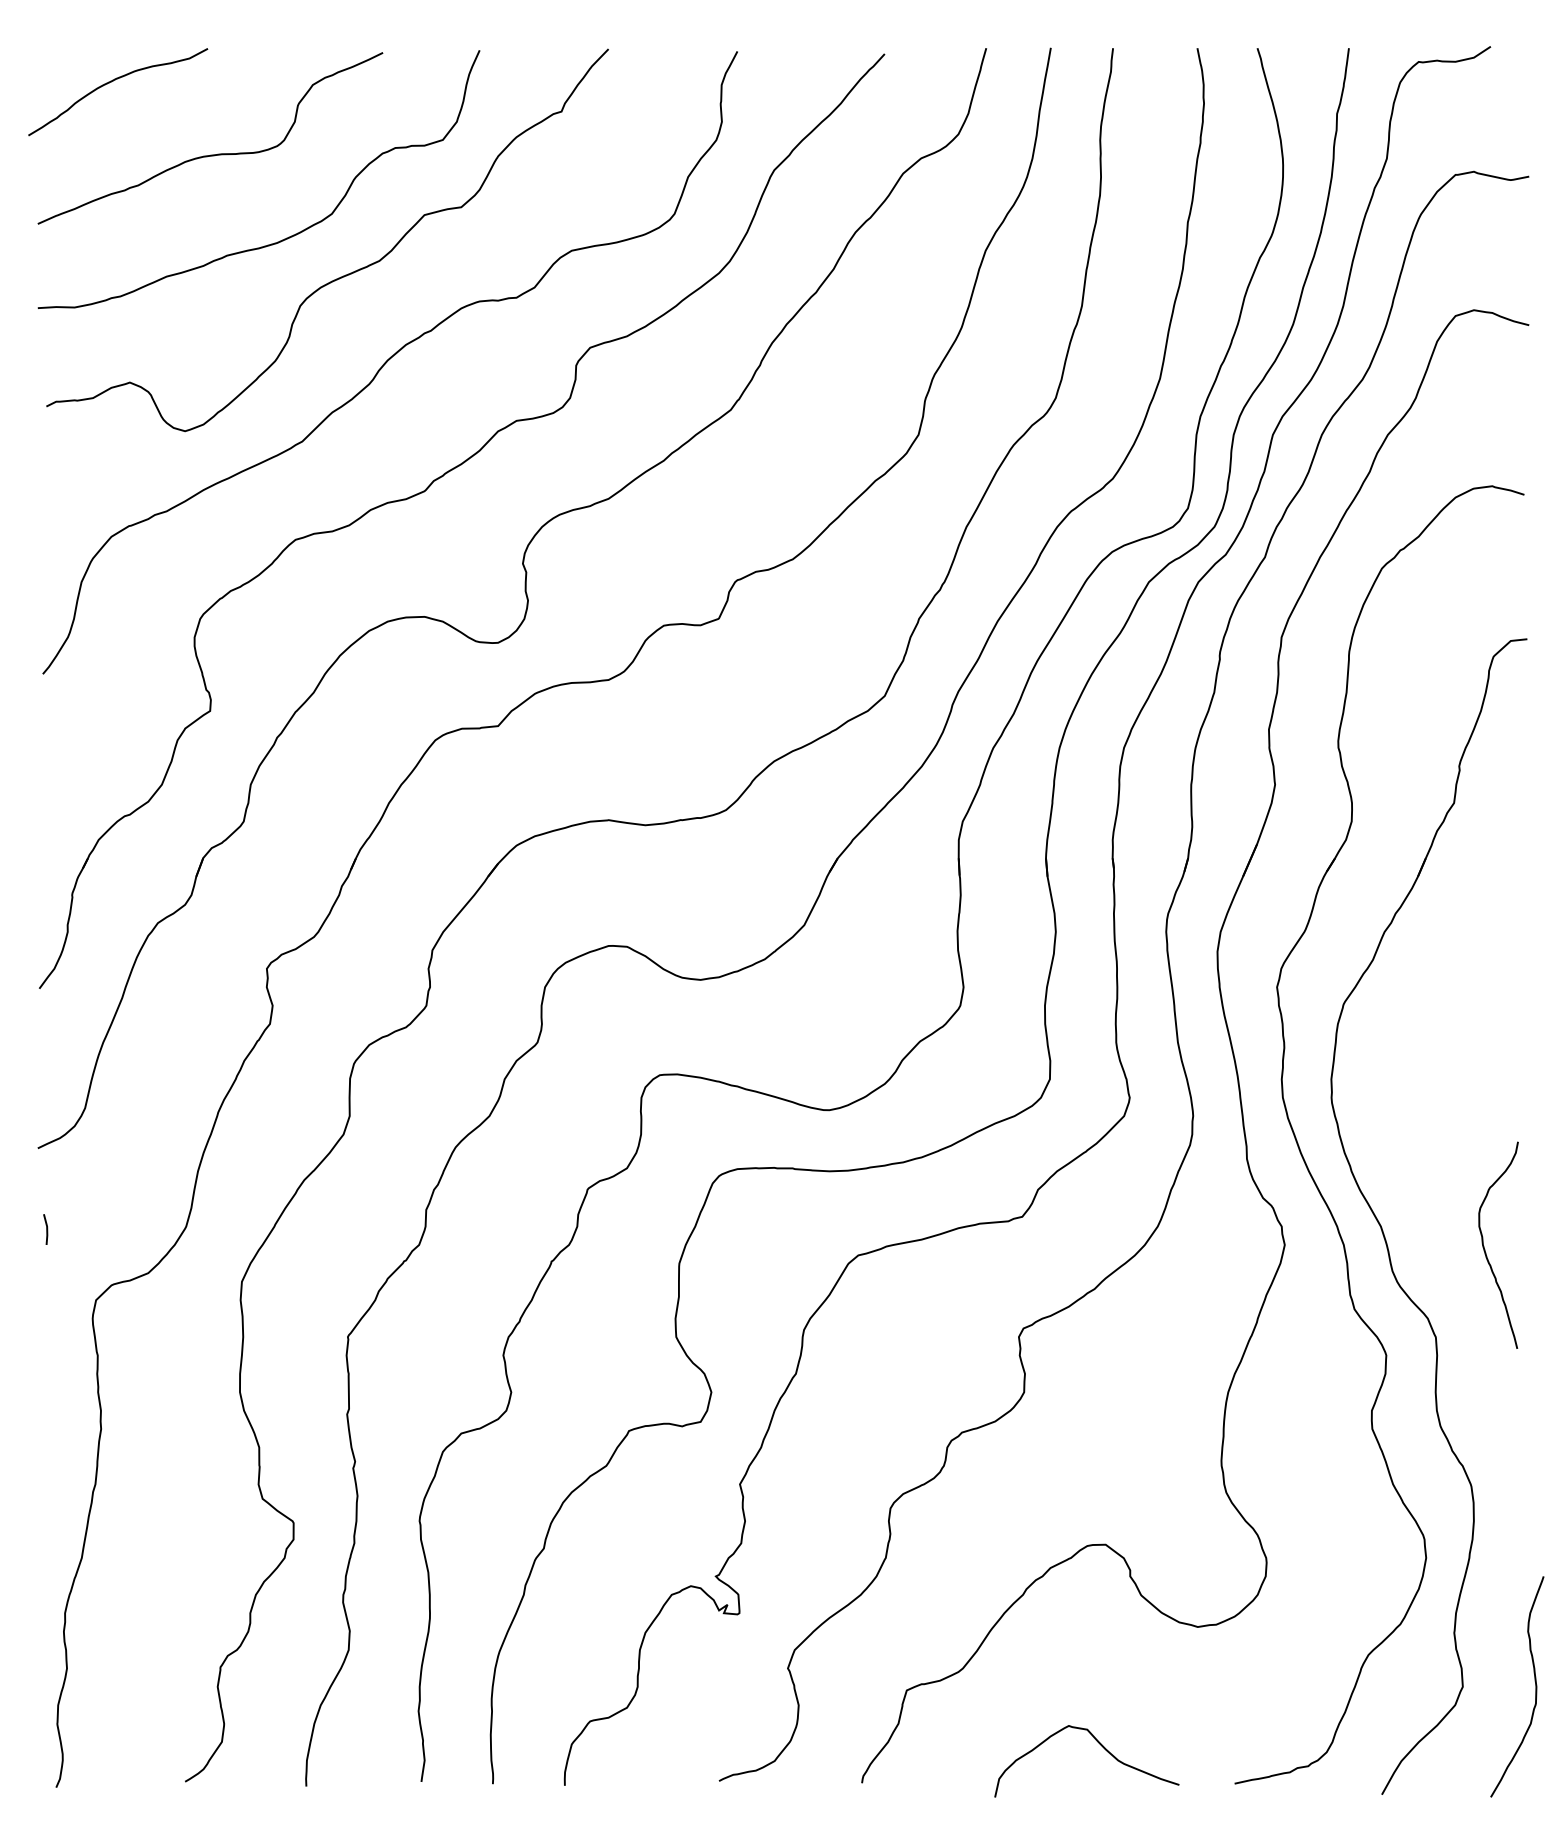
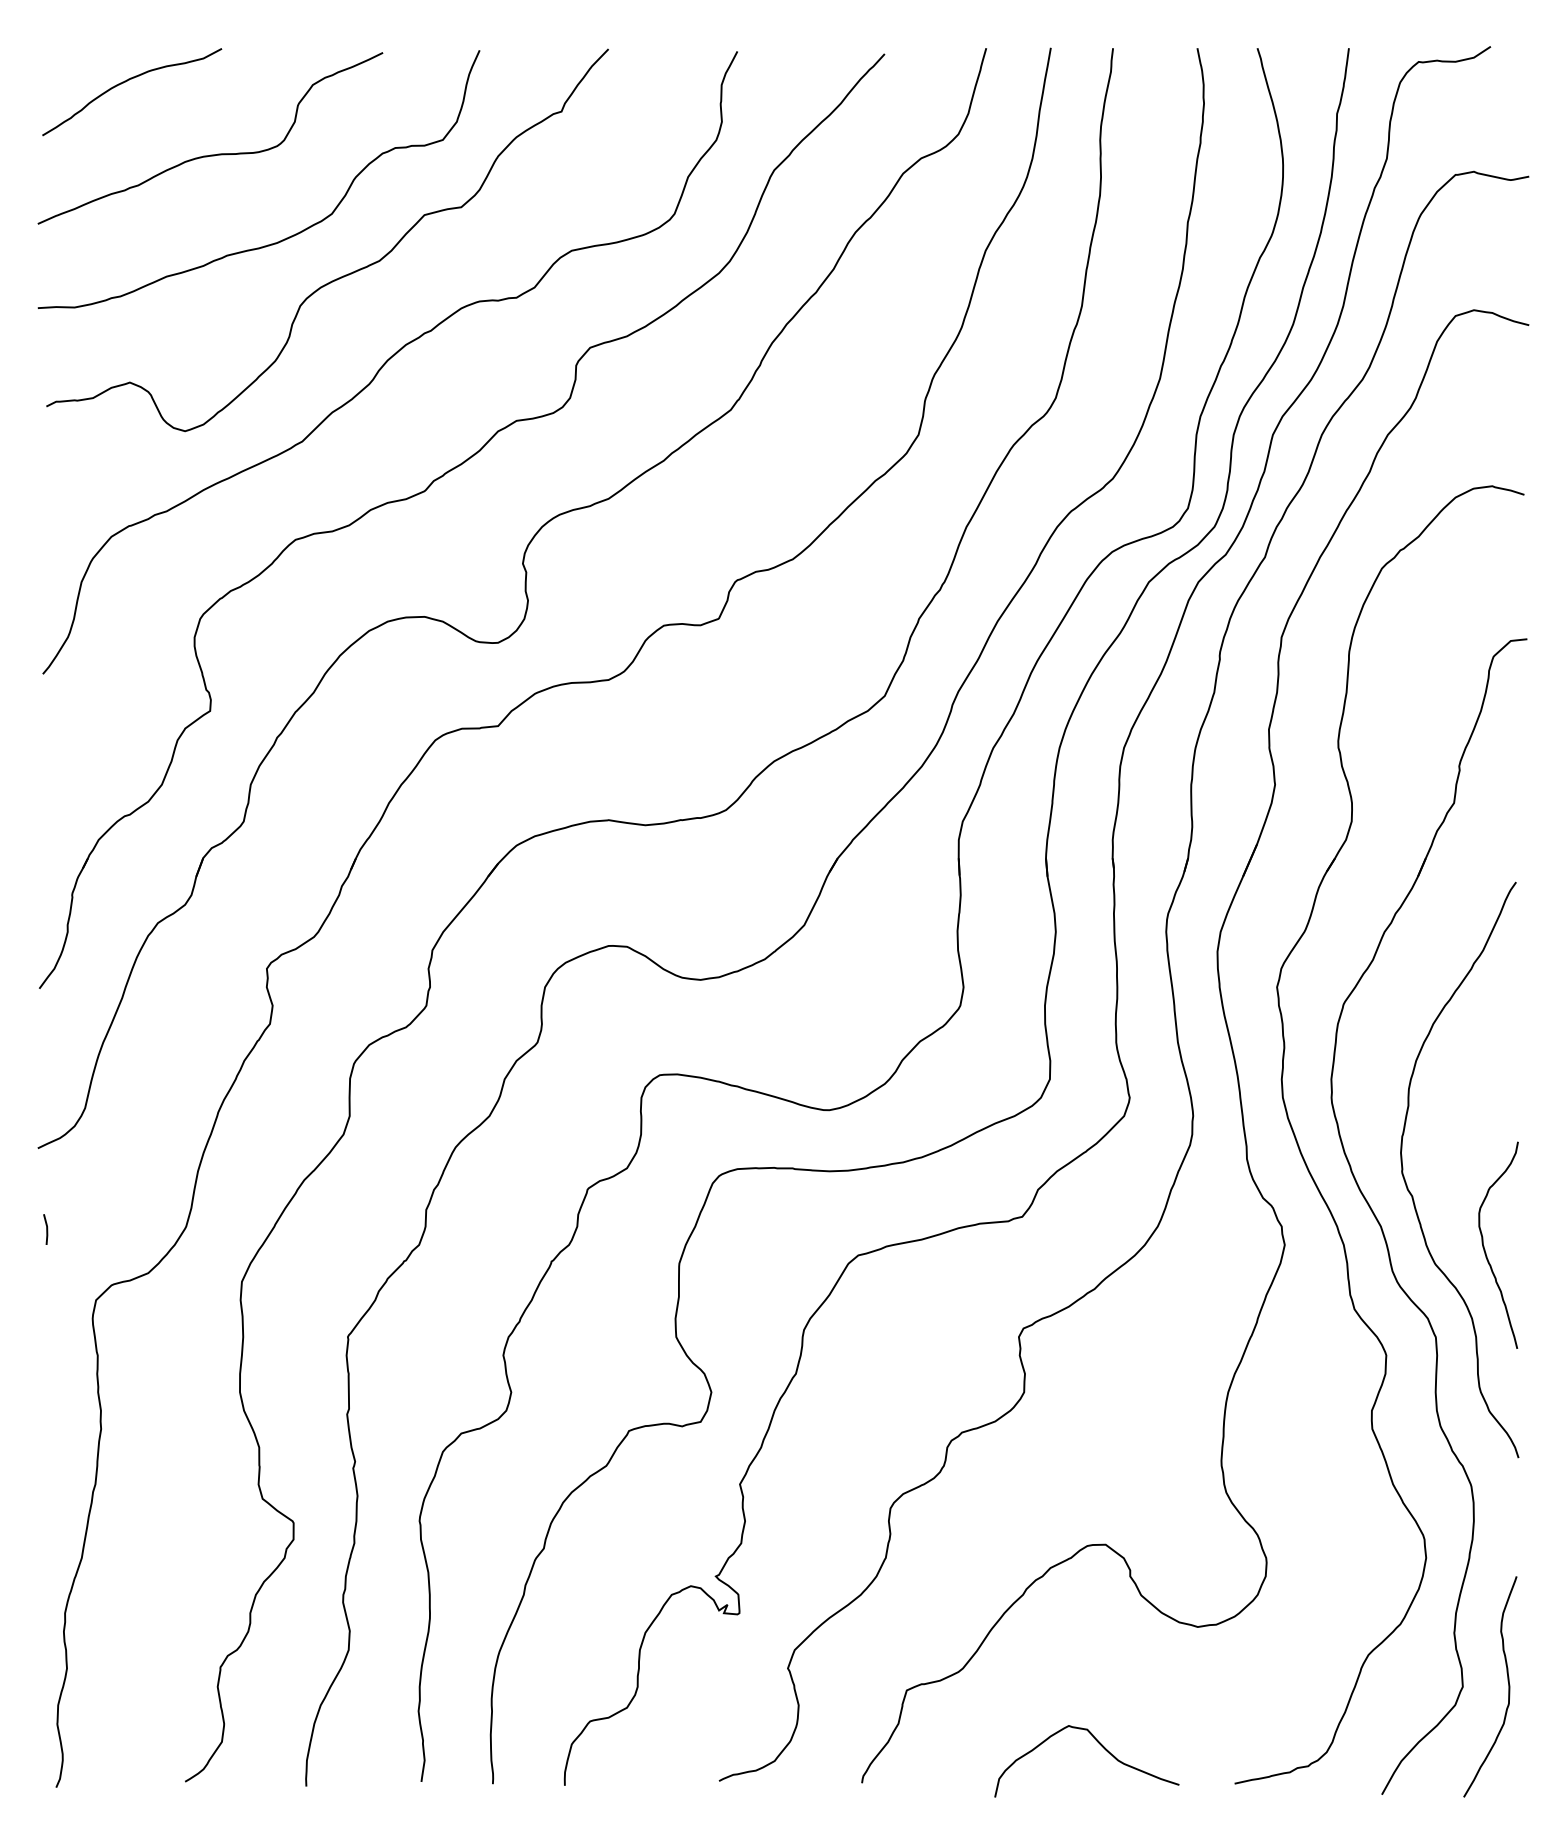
curve position: (113, 81) -> (127, 81) (127, 81)
curve: none -> present (1412, 1194)
curve position: (1534, 1681) -> (1507, 1681) (1507, 1681)
